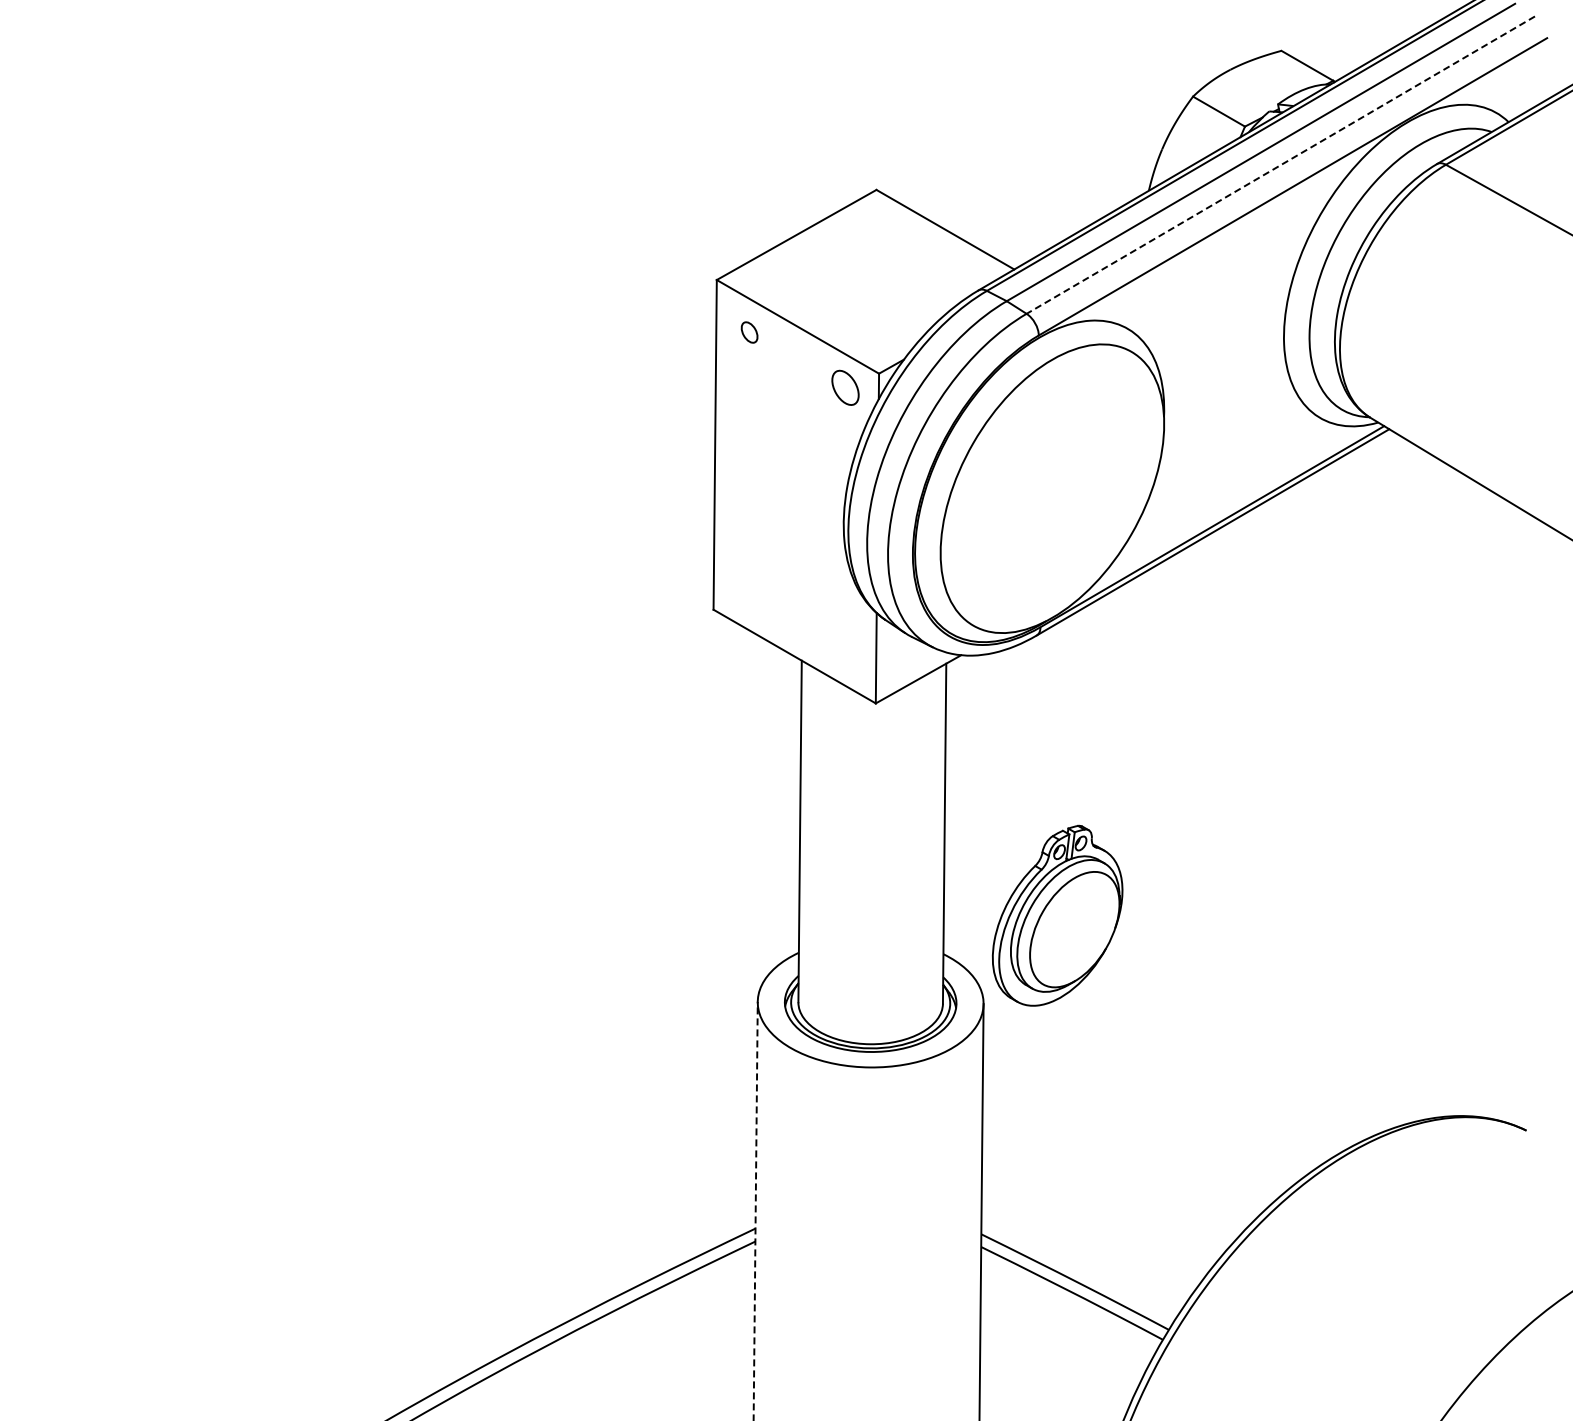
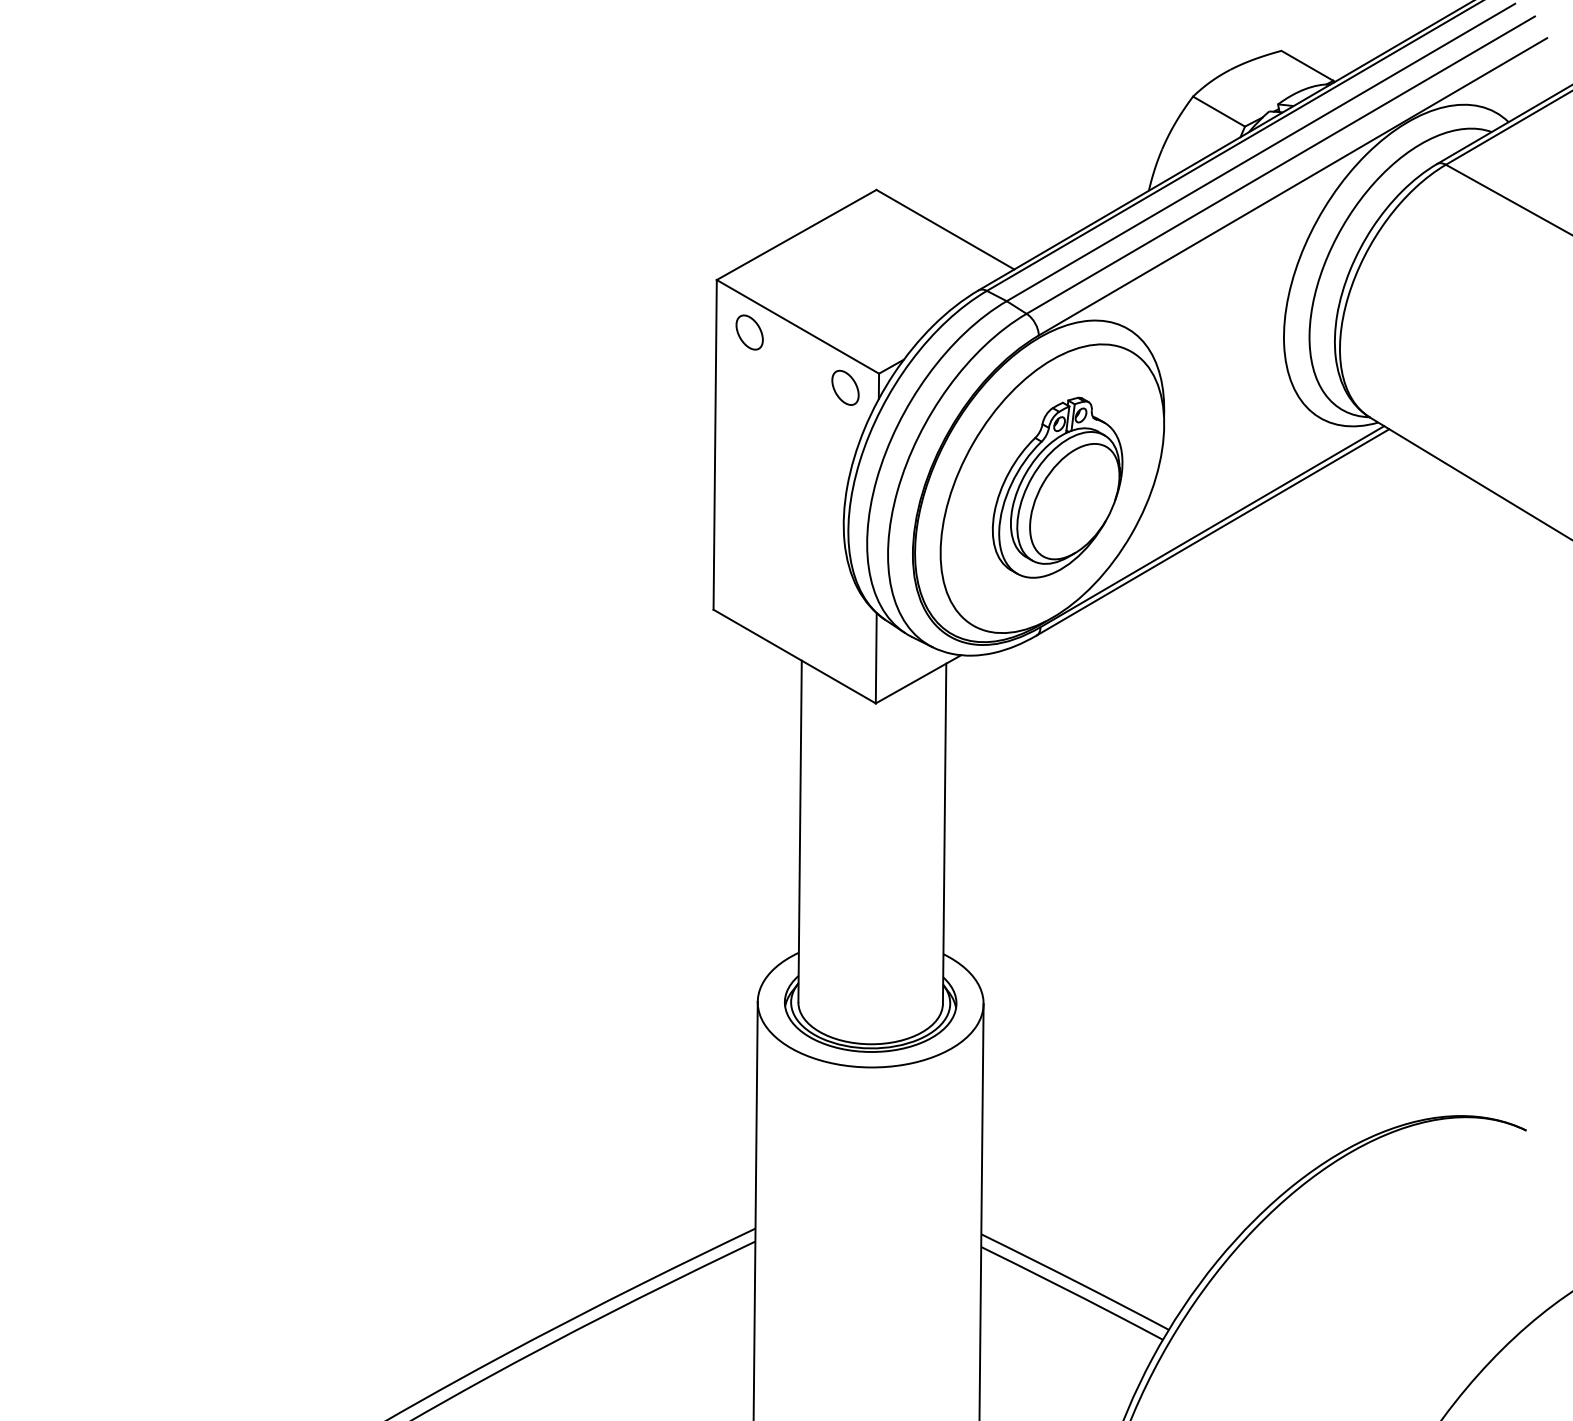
line: dashed -> solid (1280, 165)
part size: 19x23 px -> 29x37 px (749, 332)
part position: (1057, 915) -> (1057, 487) (1057, 487)
line: dashed -> solid (755, 1210)
